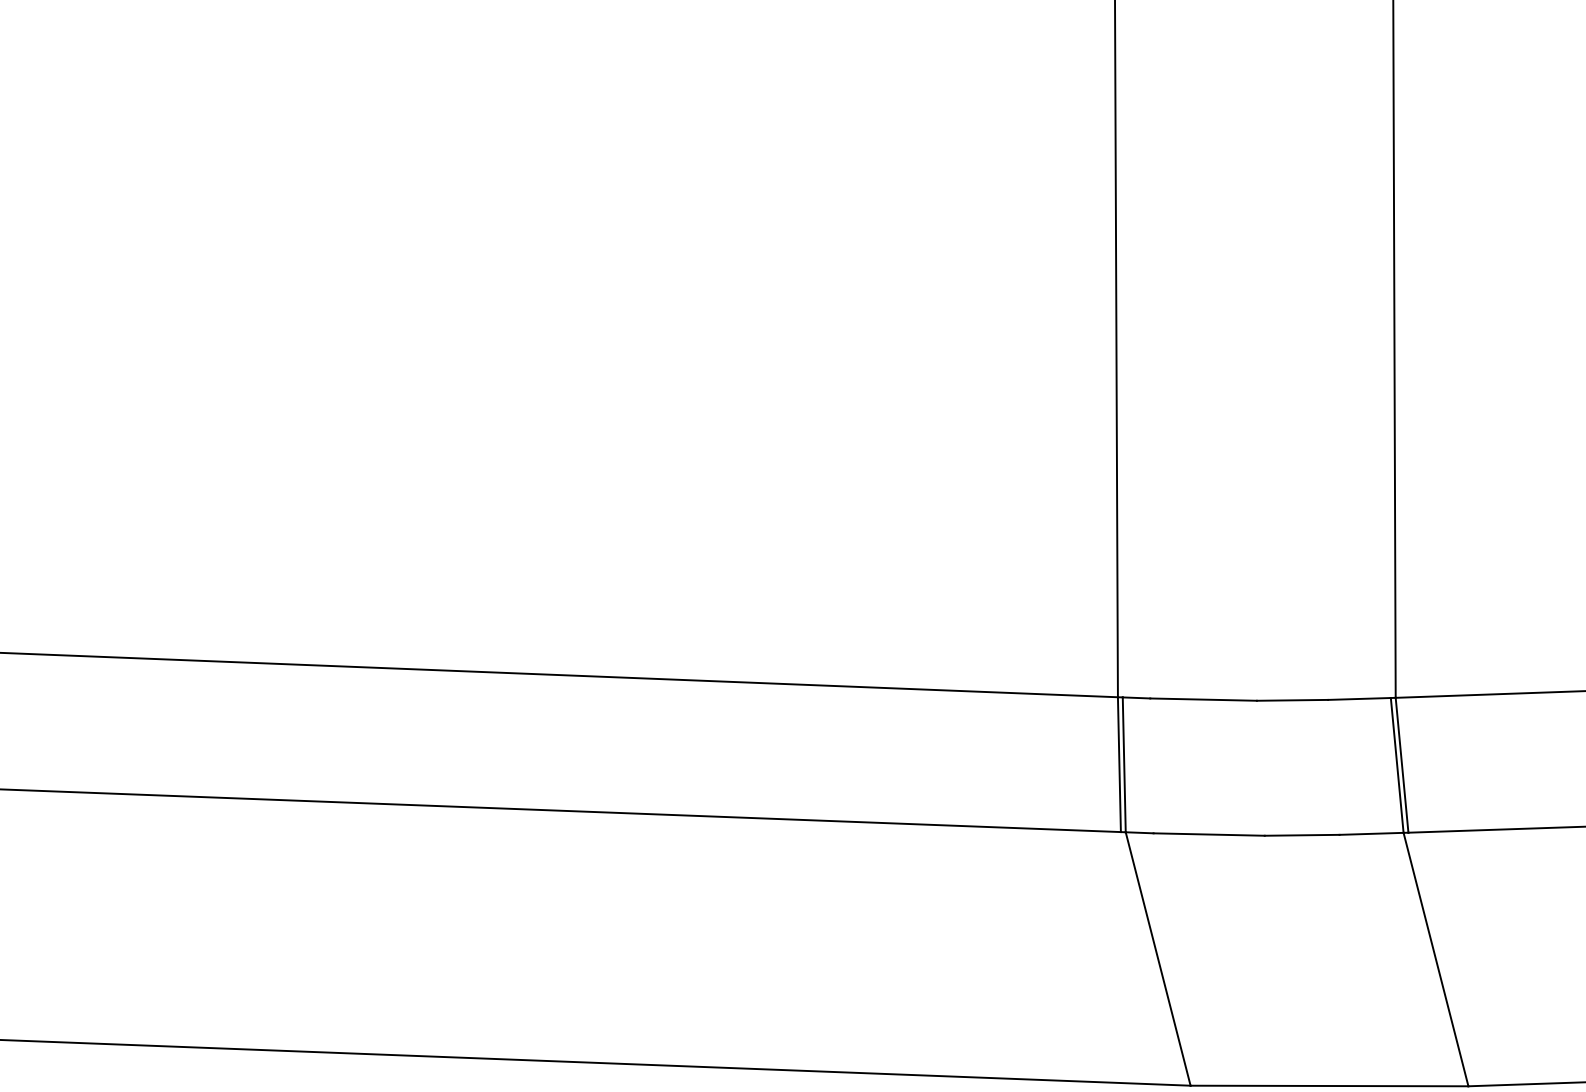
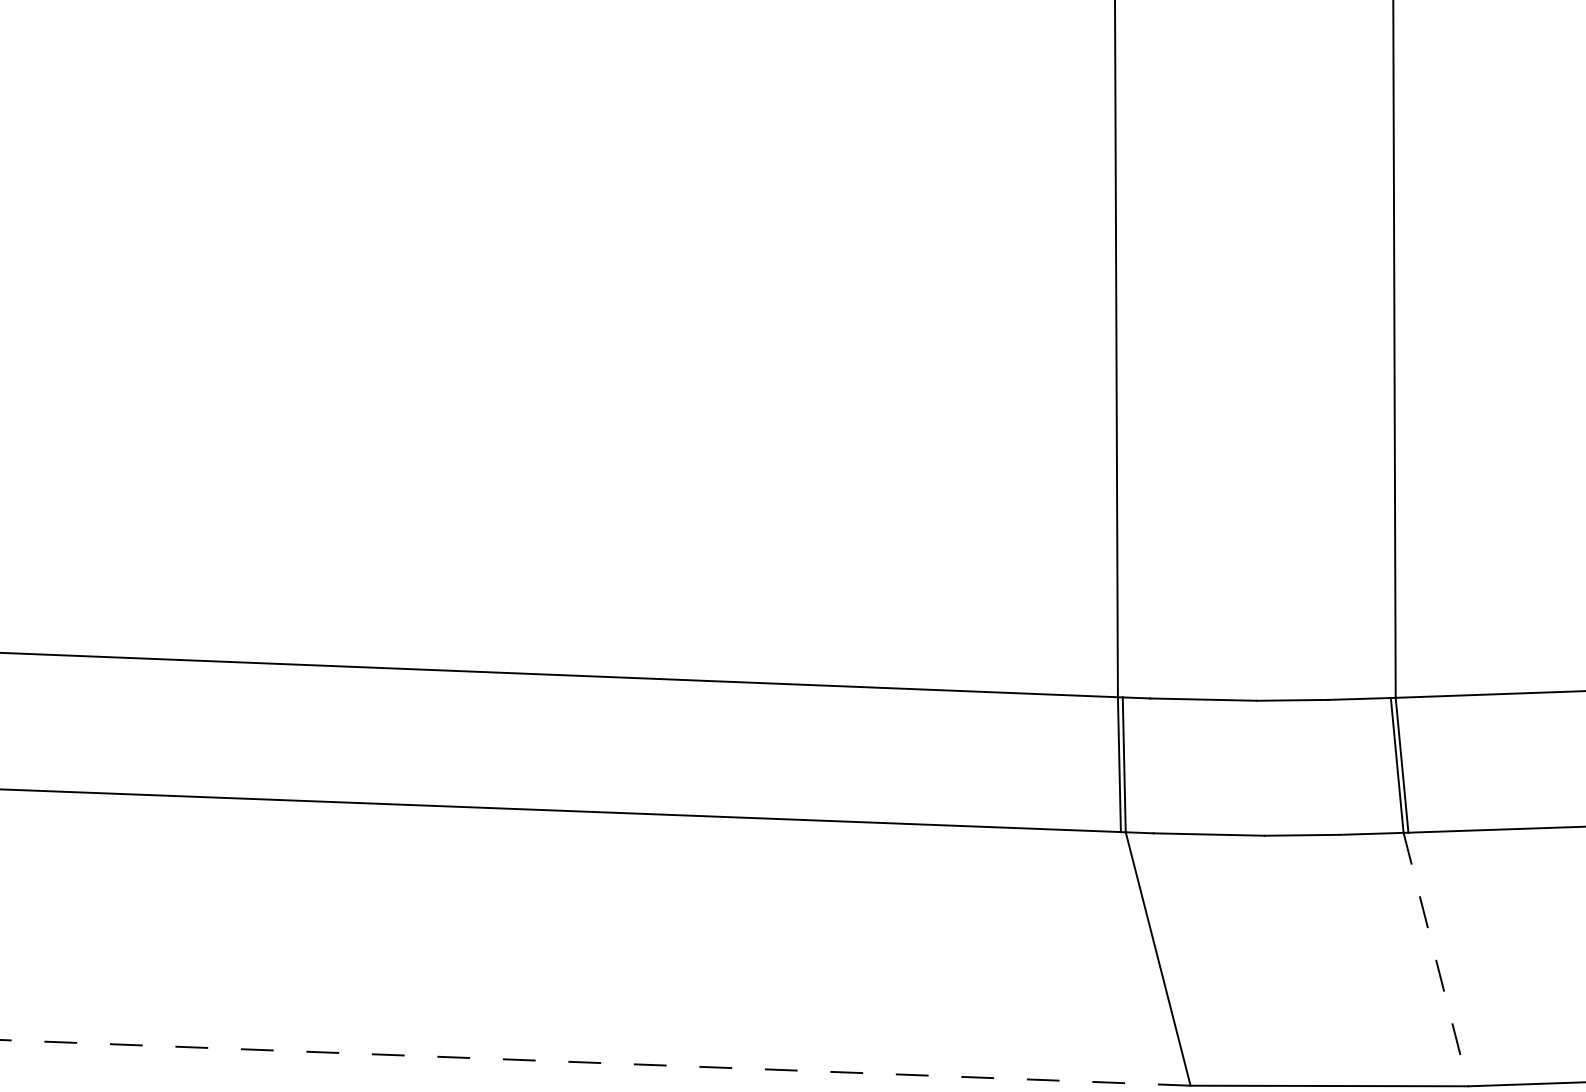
line: solid -> dashed (1436, 959)
line: solid -> dashed (595, 1062)
